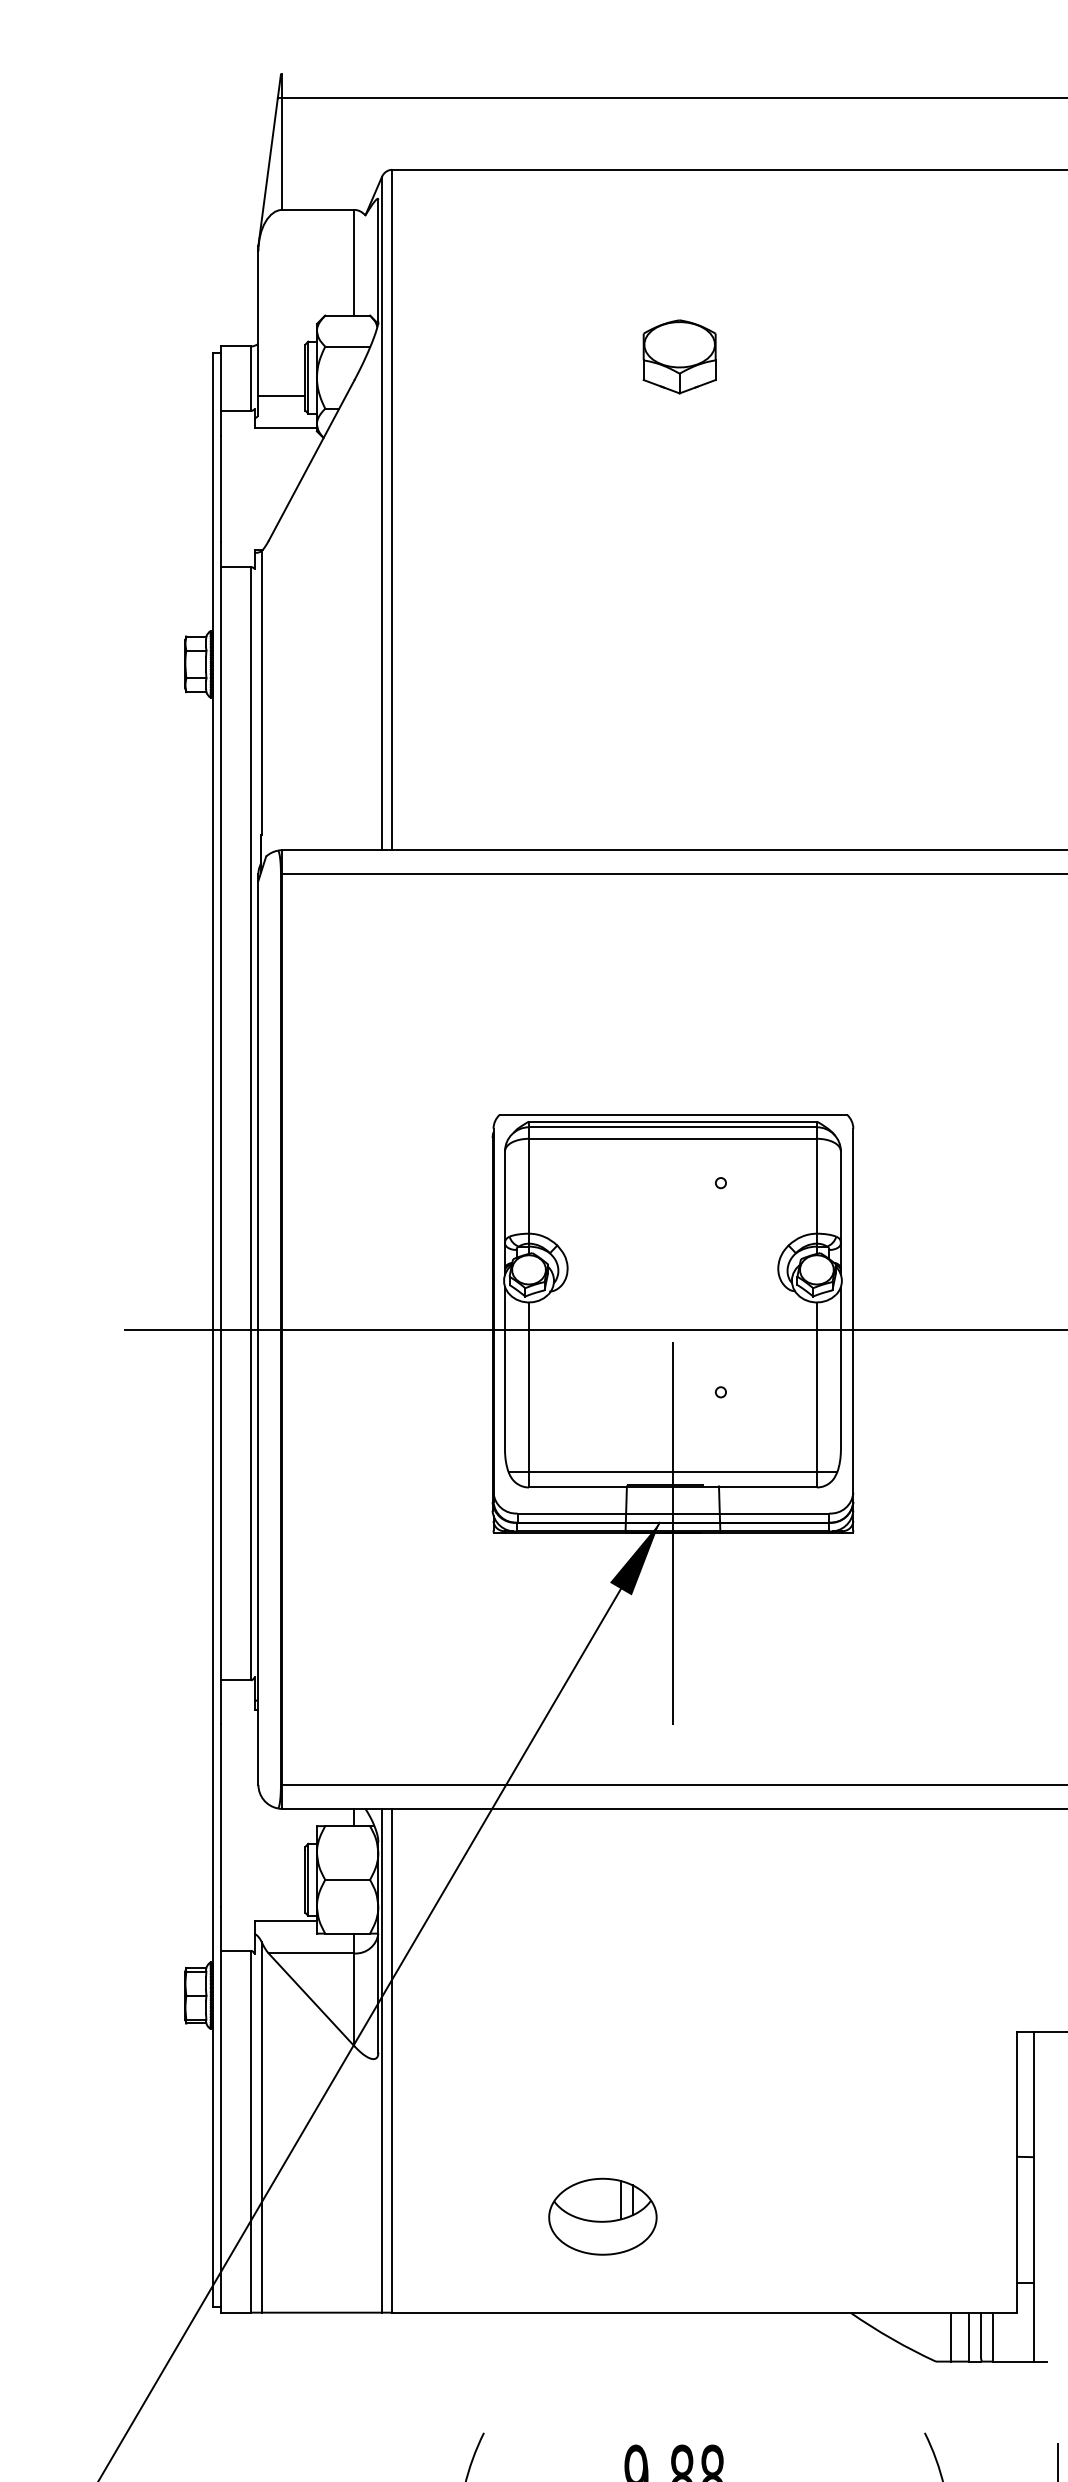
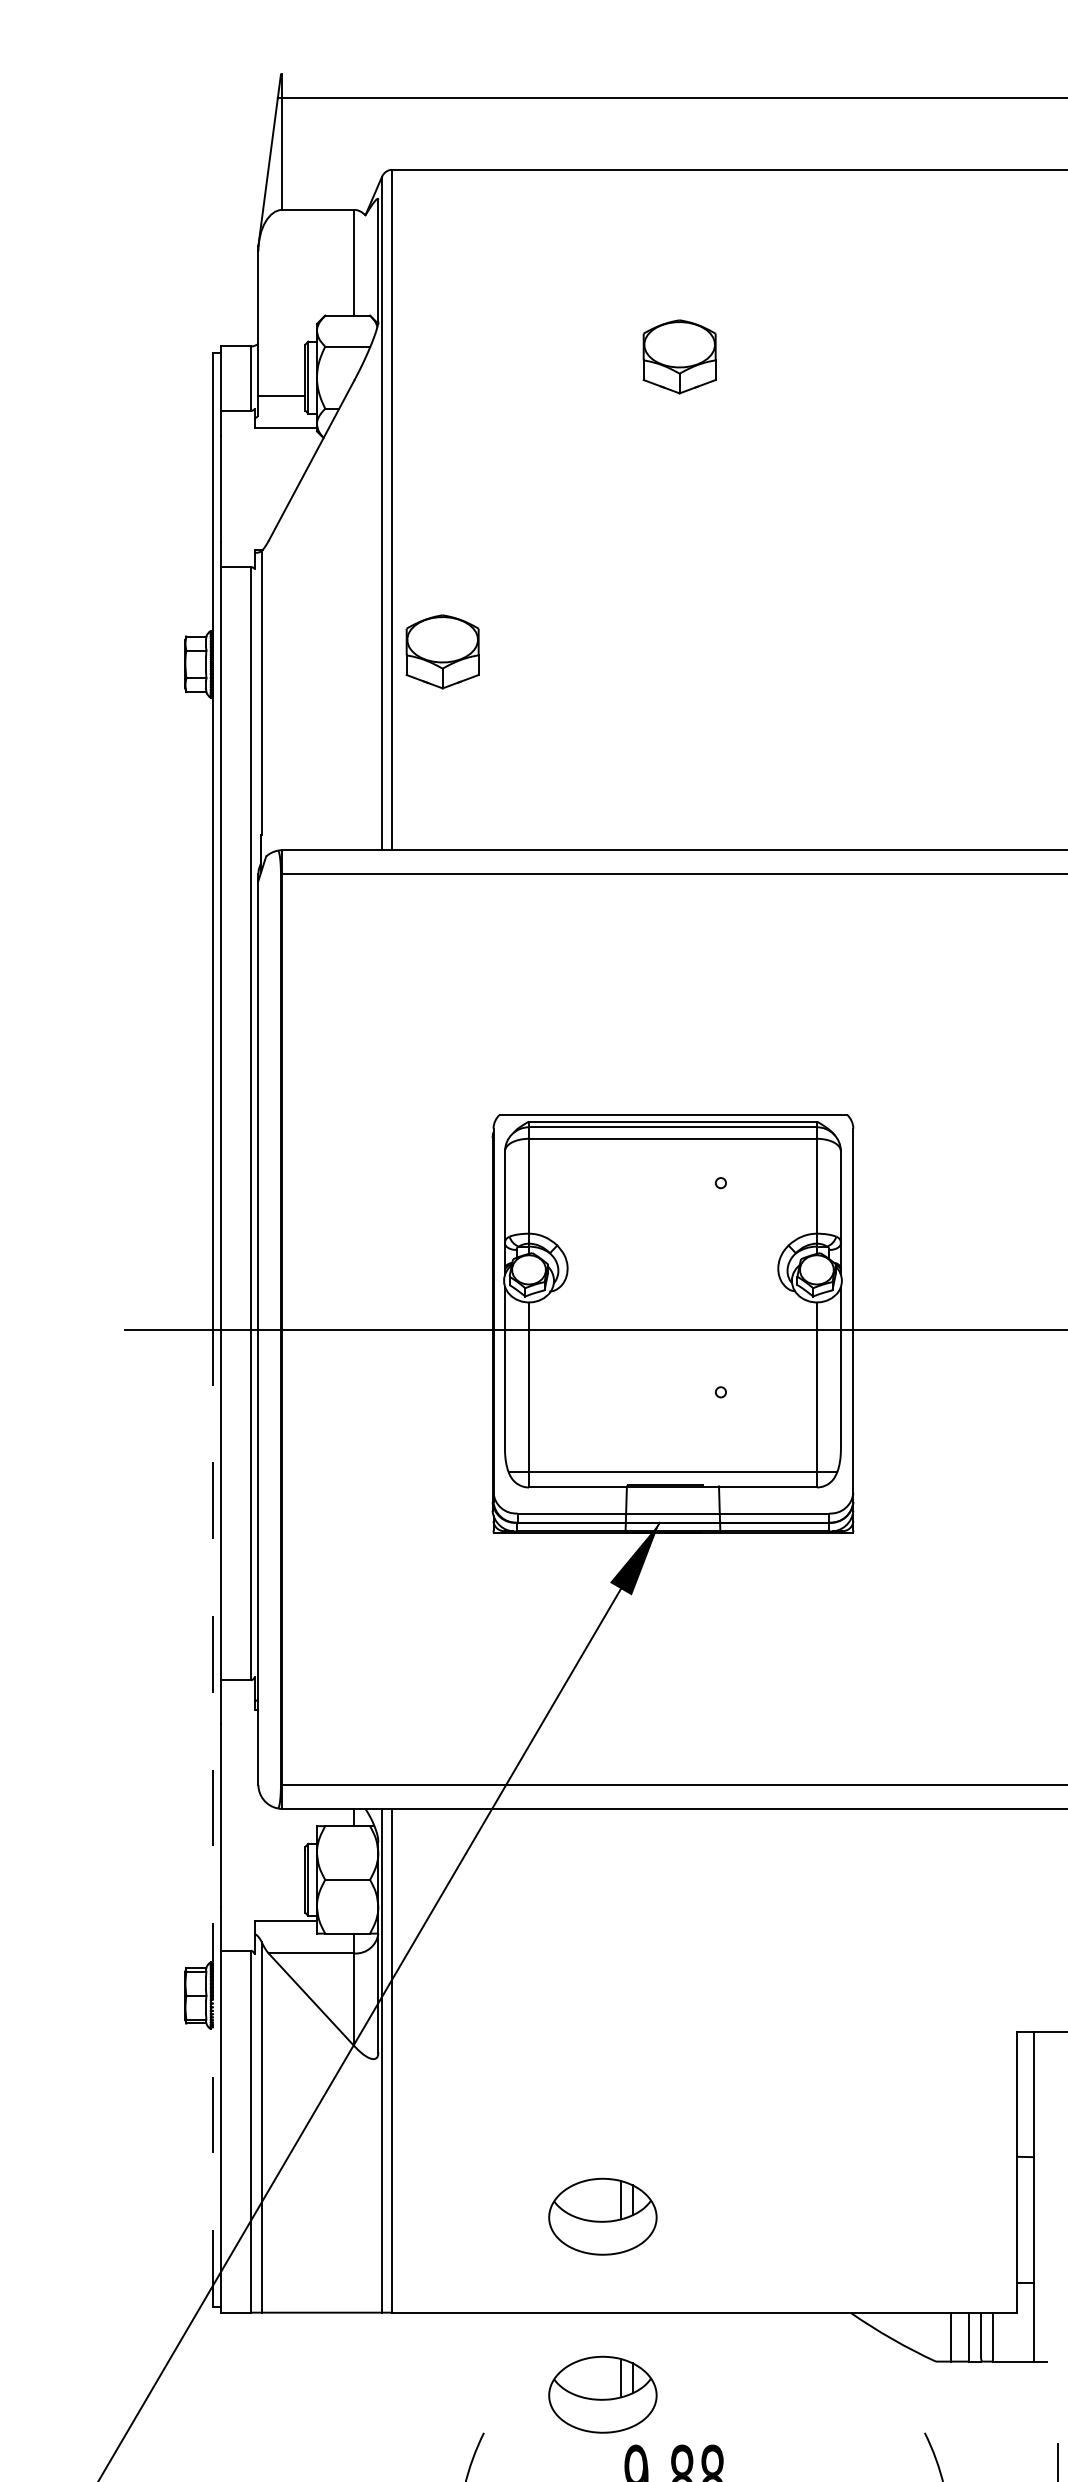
part: none -> present (442, 651)
line: present -> none (672, 1509)
line: solid -> dashed (212, 1817)
part: none -> present (602, 2394)
